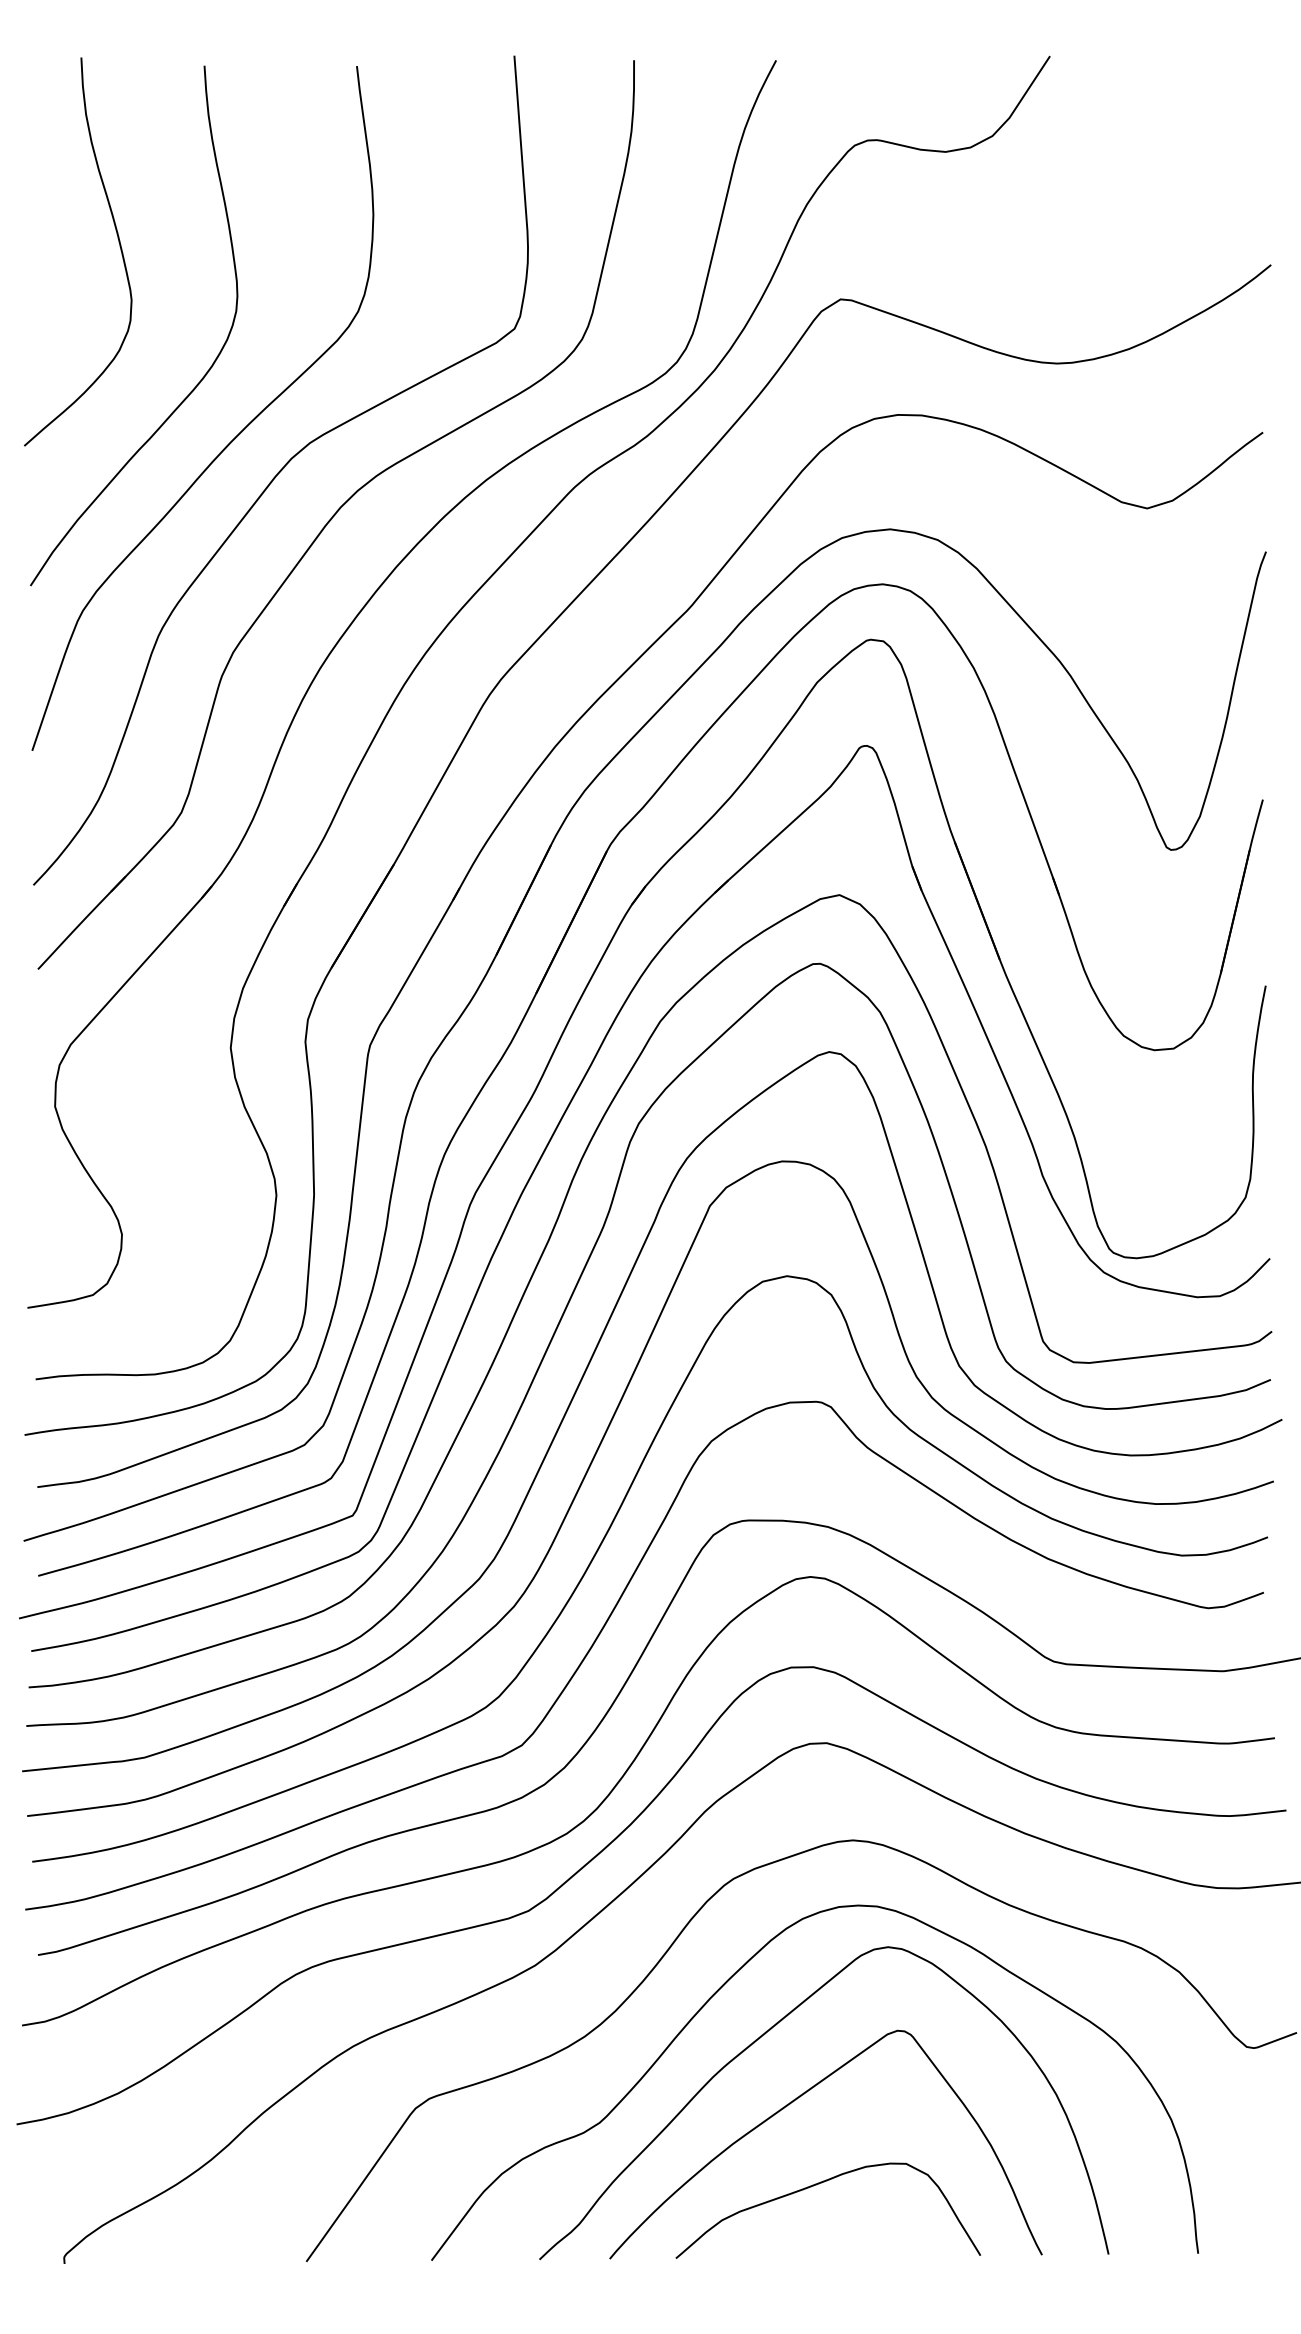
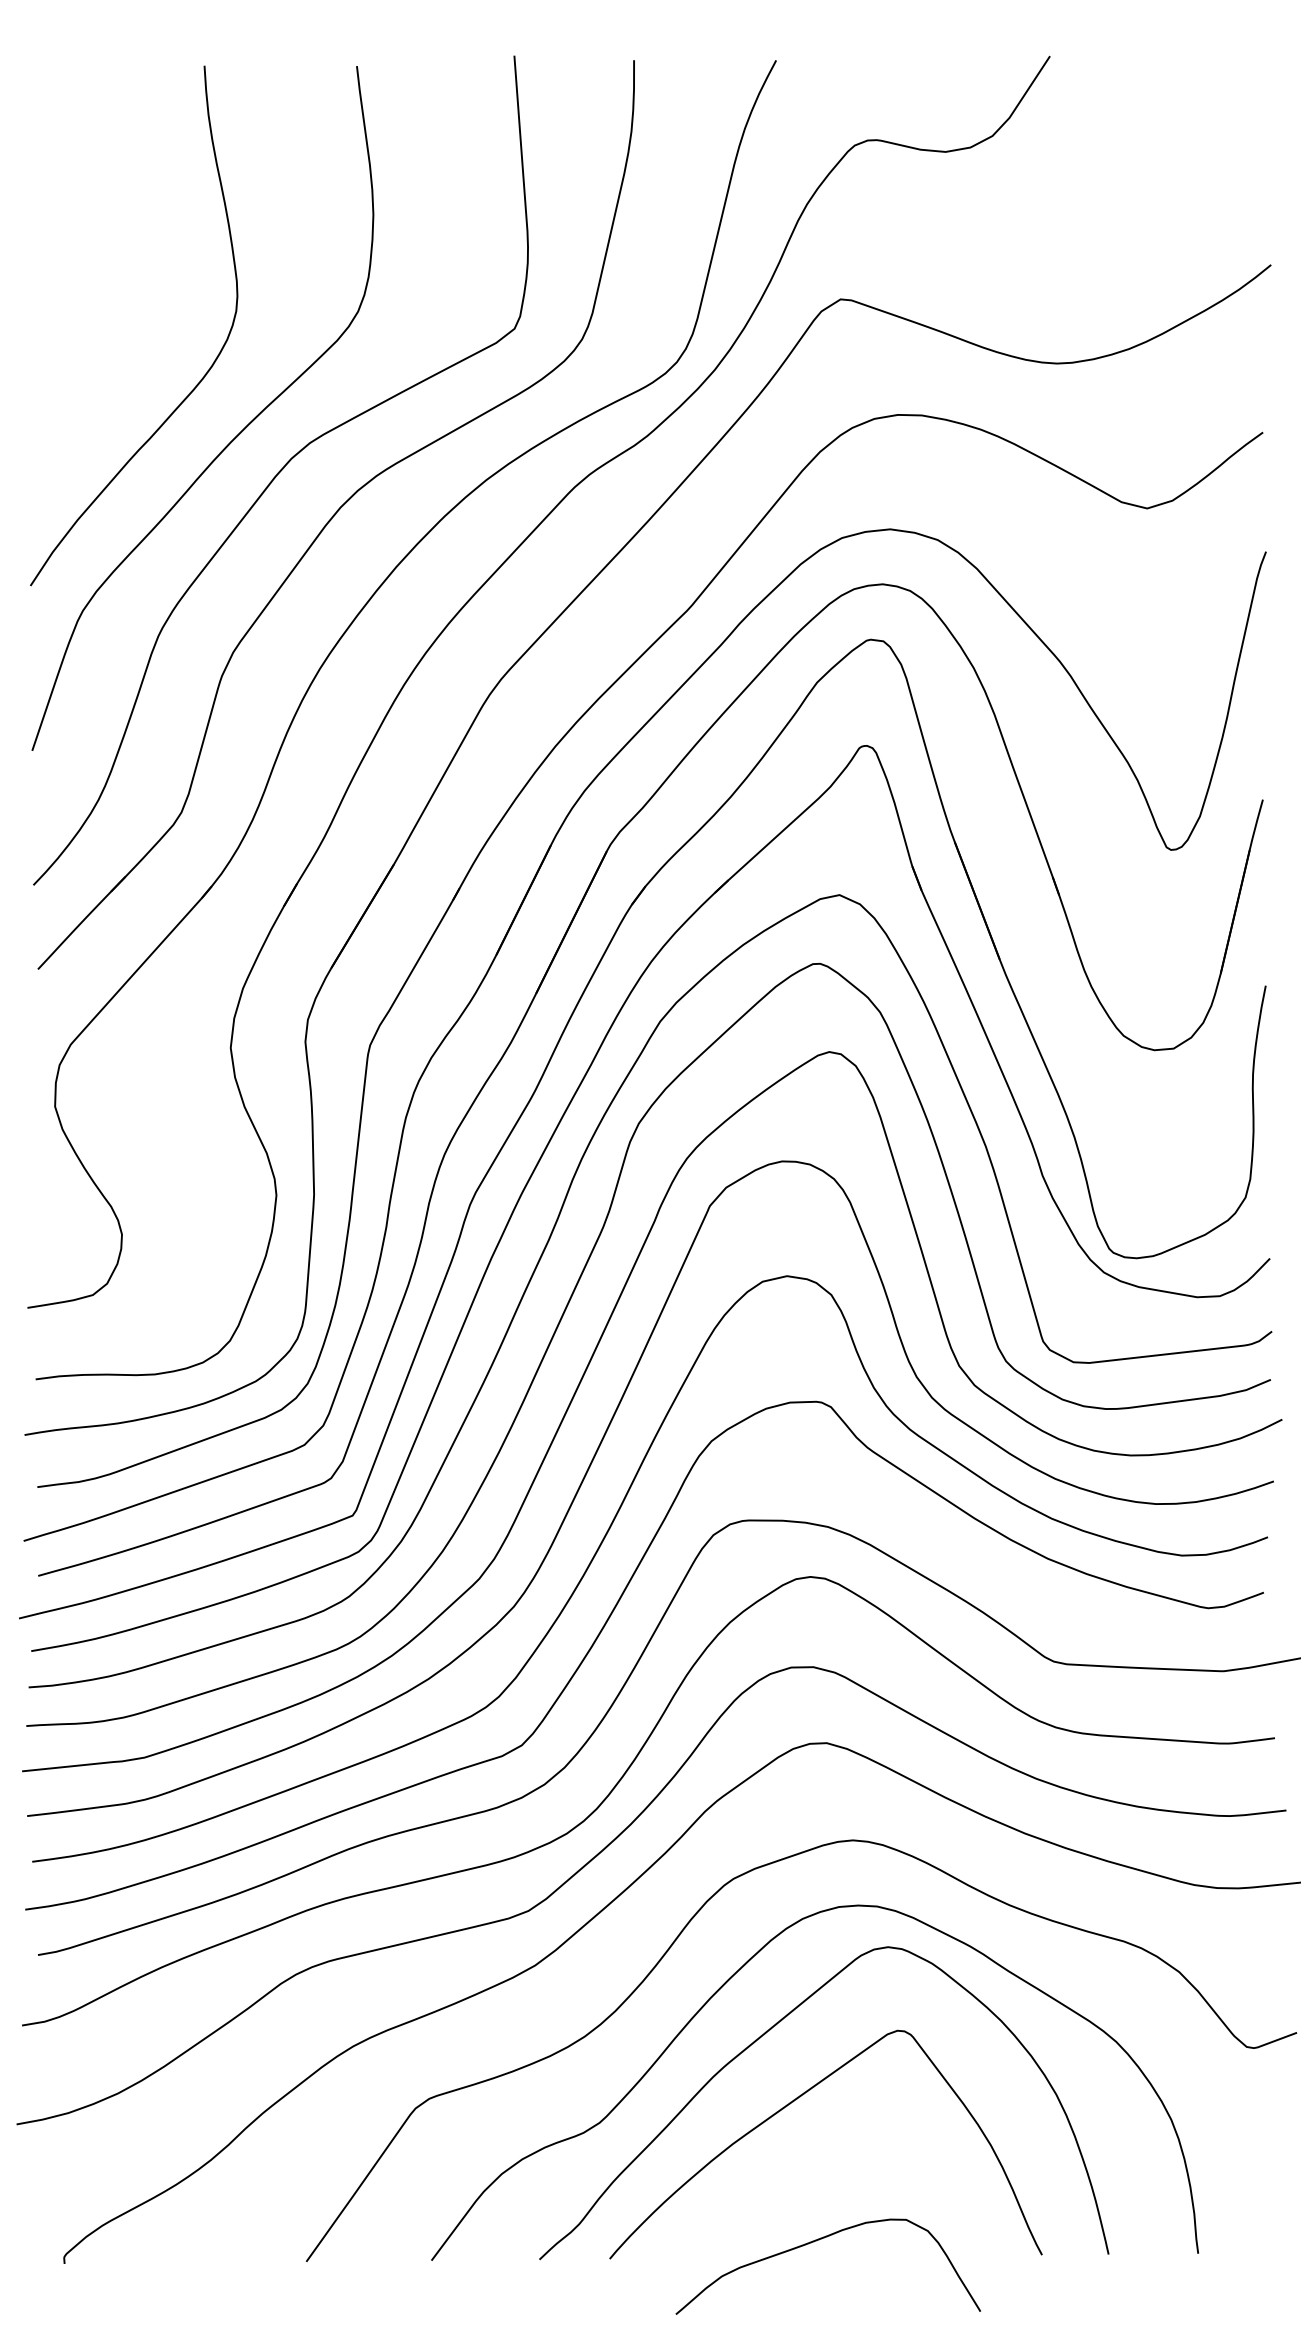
curve: present -> none (118, 242)
curve position: (819, 2184) -> (819, 2240) (819, 2240)
